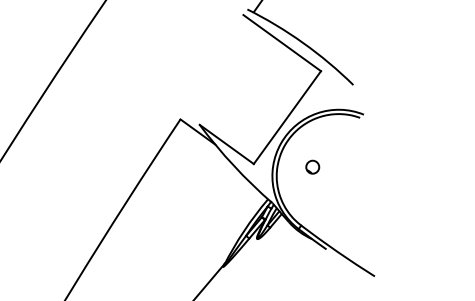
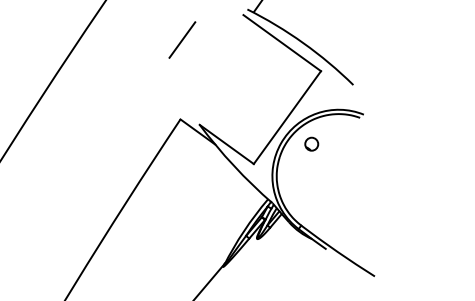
line: none -> present (182, 39)
part position: (312, 166) -> (311, 143) (311, 143)
